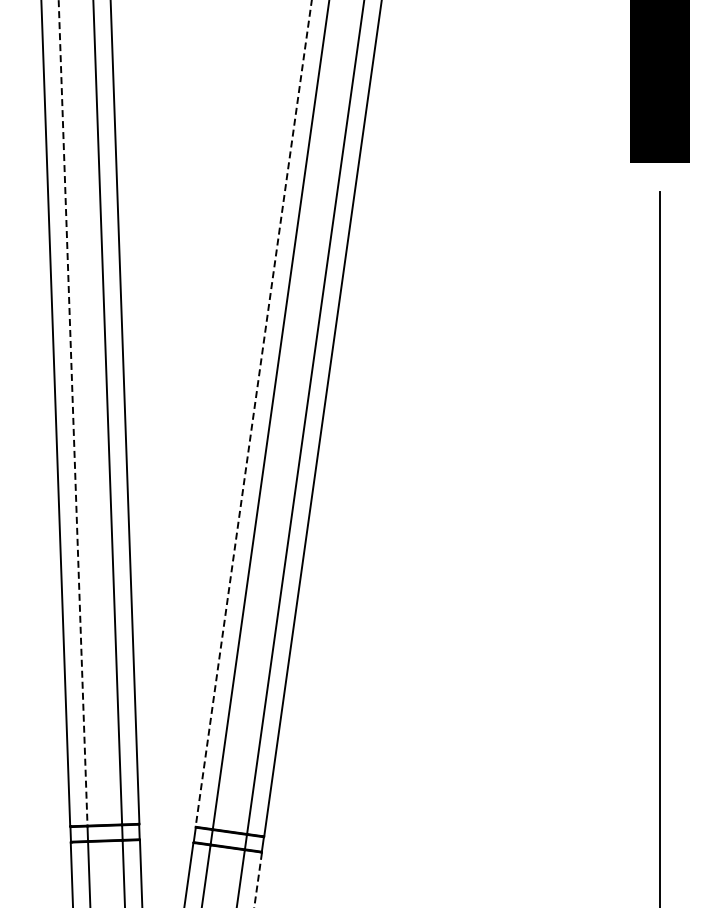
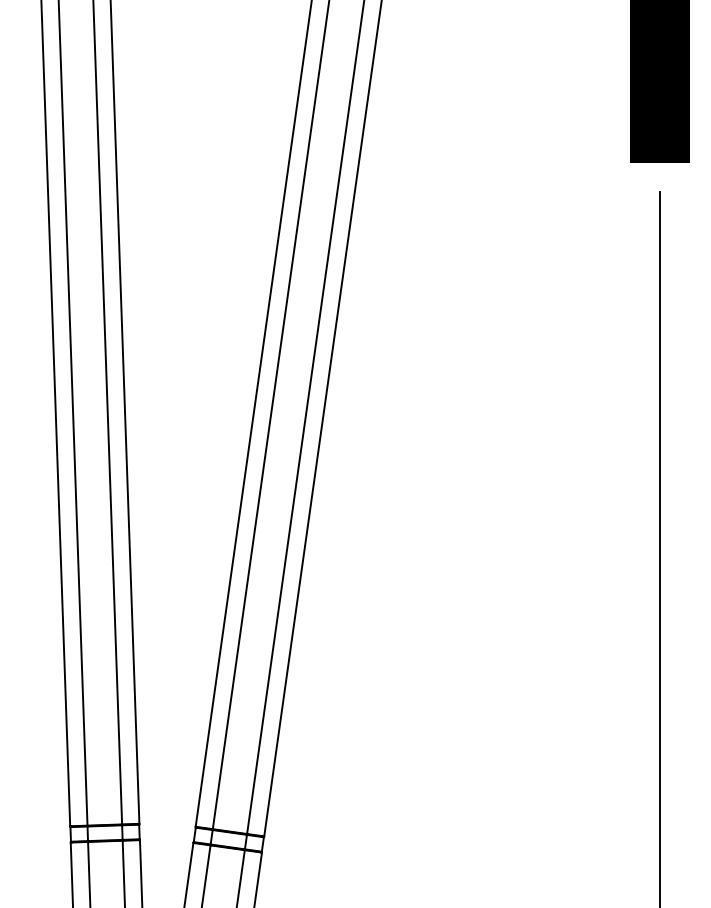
line: dashed -> solid (73, 412)
line: dashed -> solid (253, 413)
line: dashed -> solid (258, 880)
